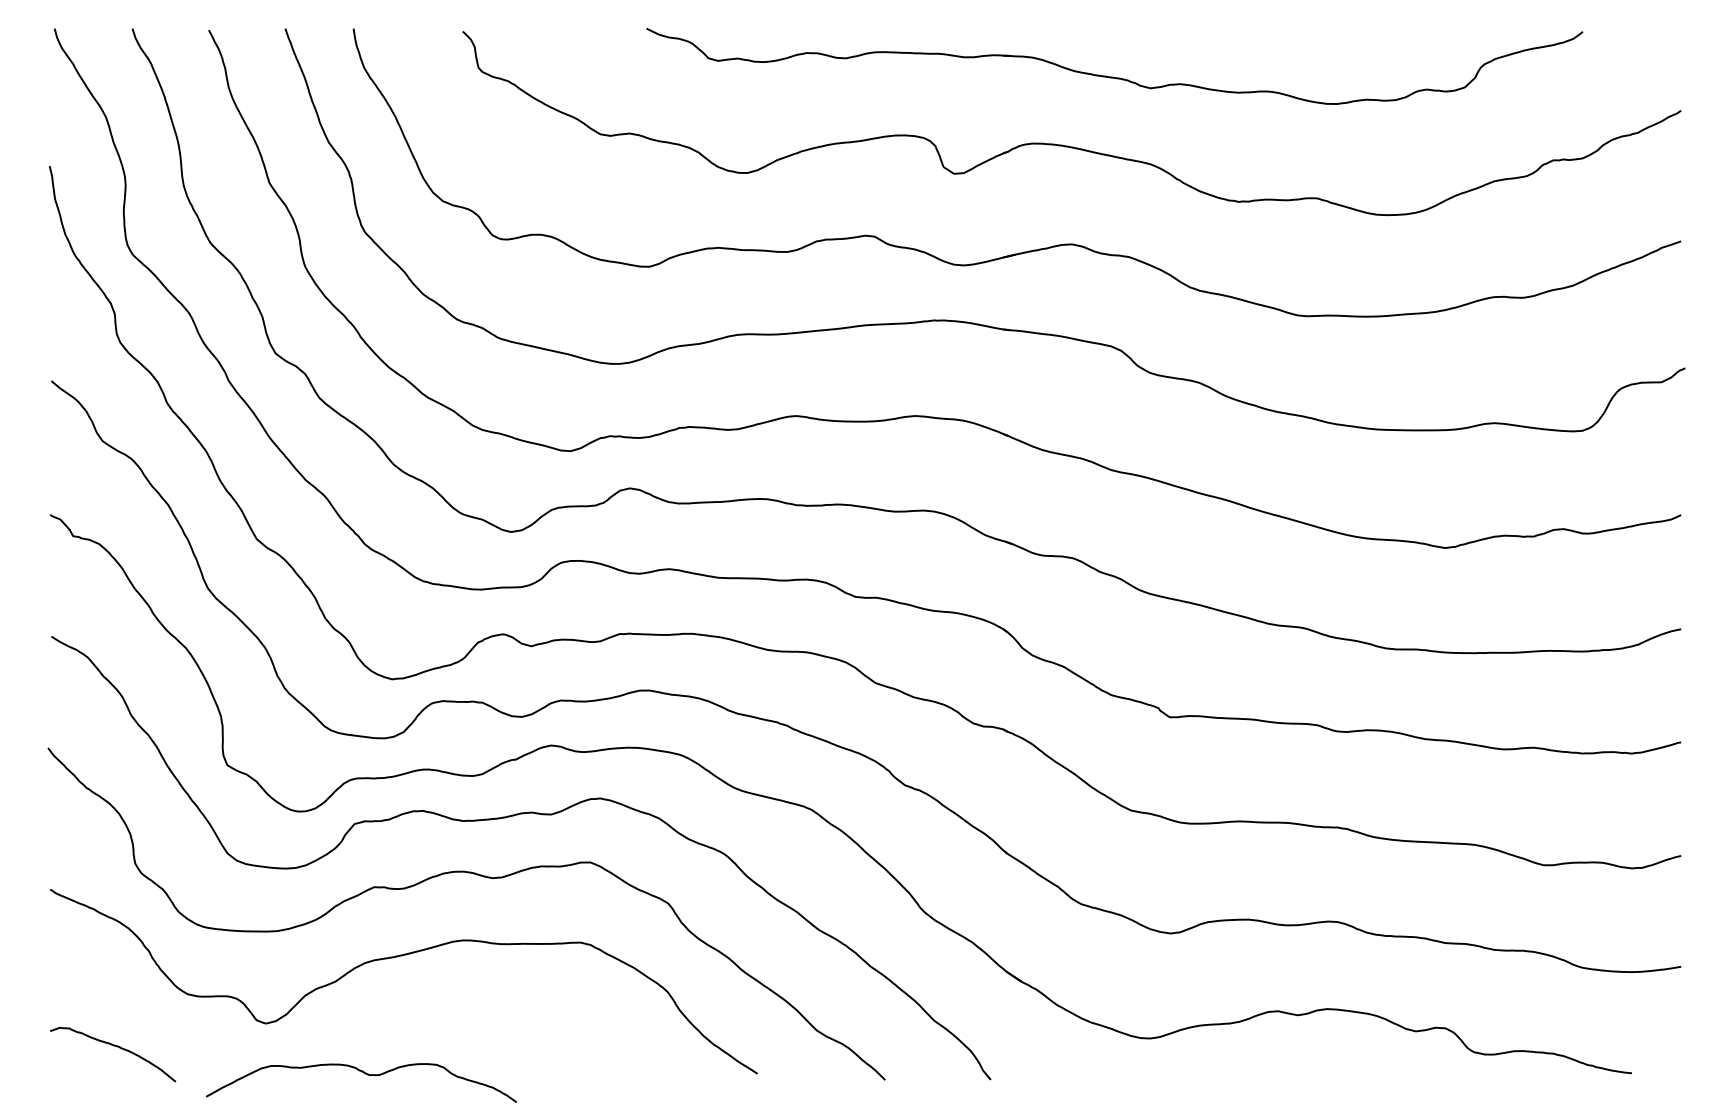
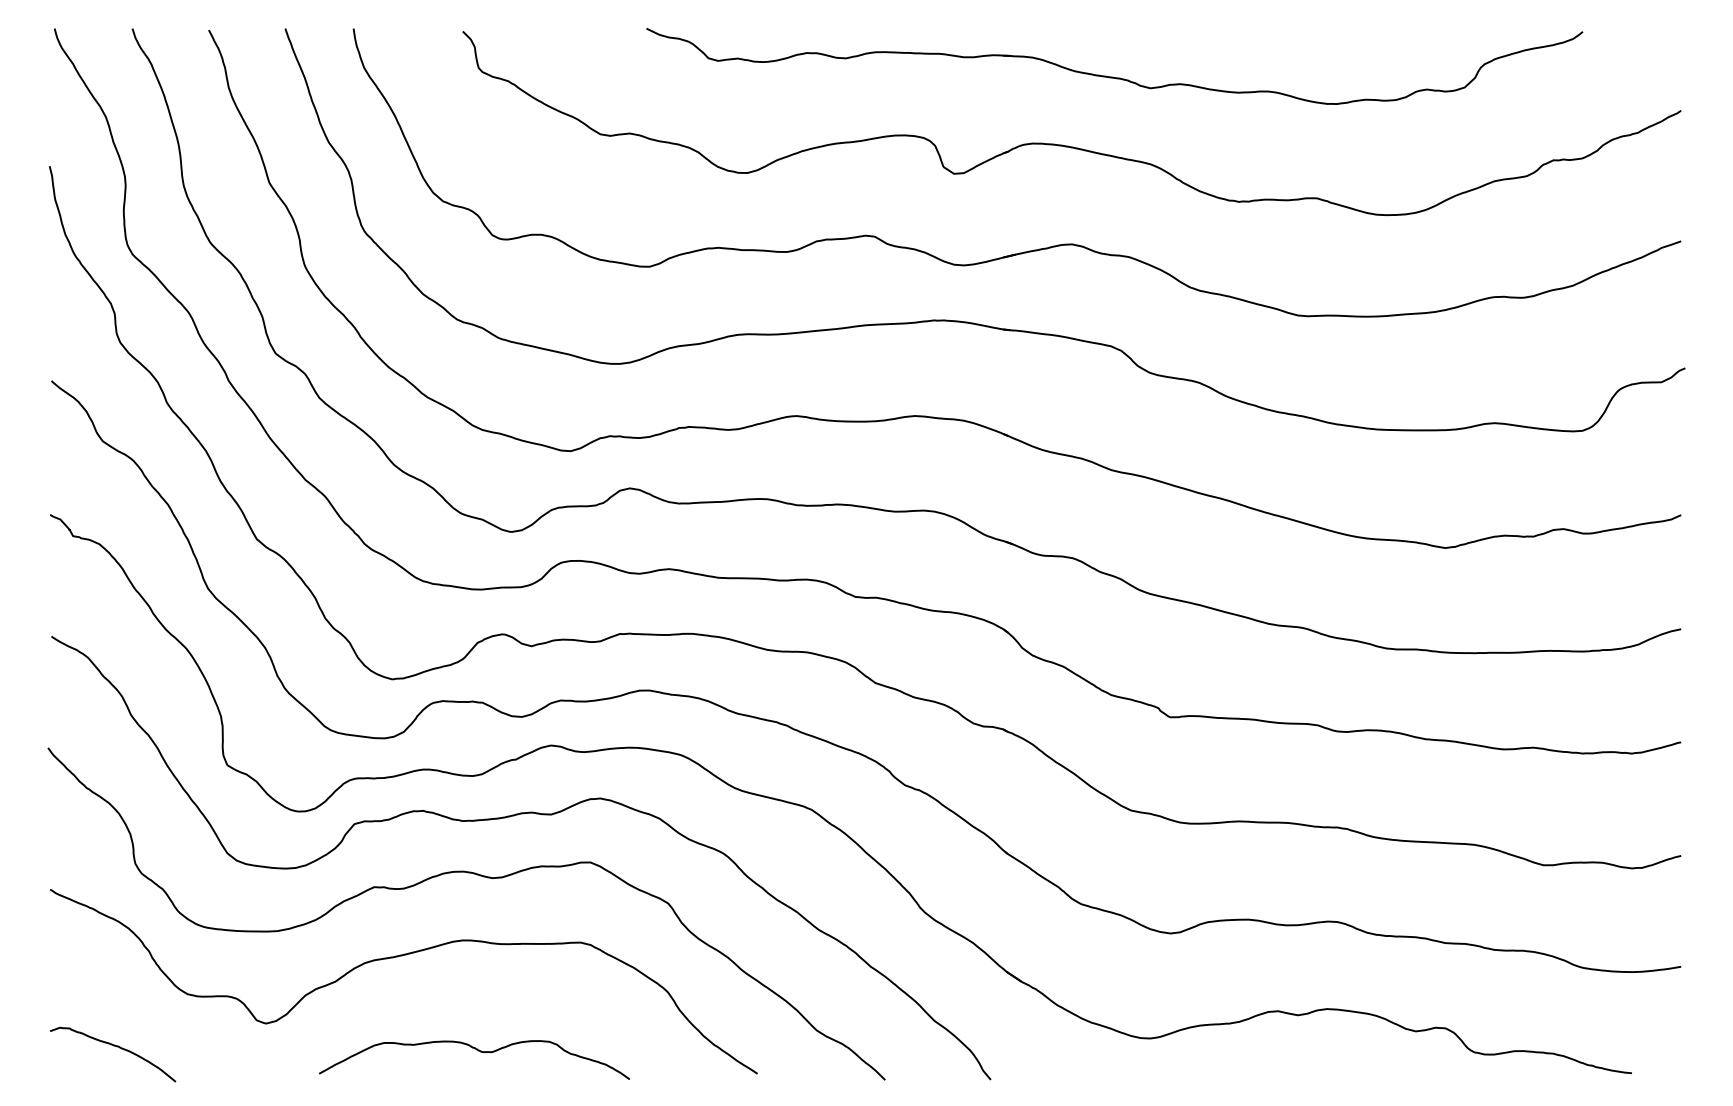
curve position: (365, 1074) -> (478, 1051) (478, 1051)
